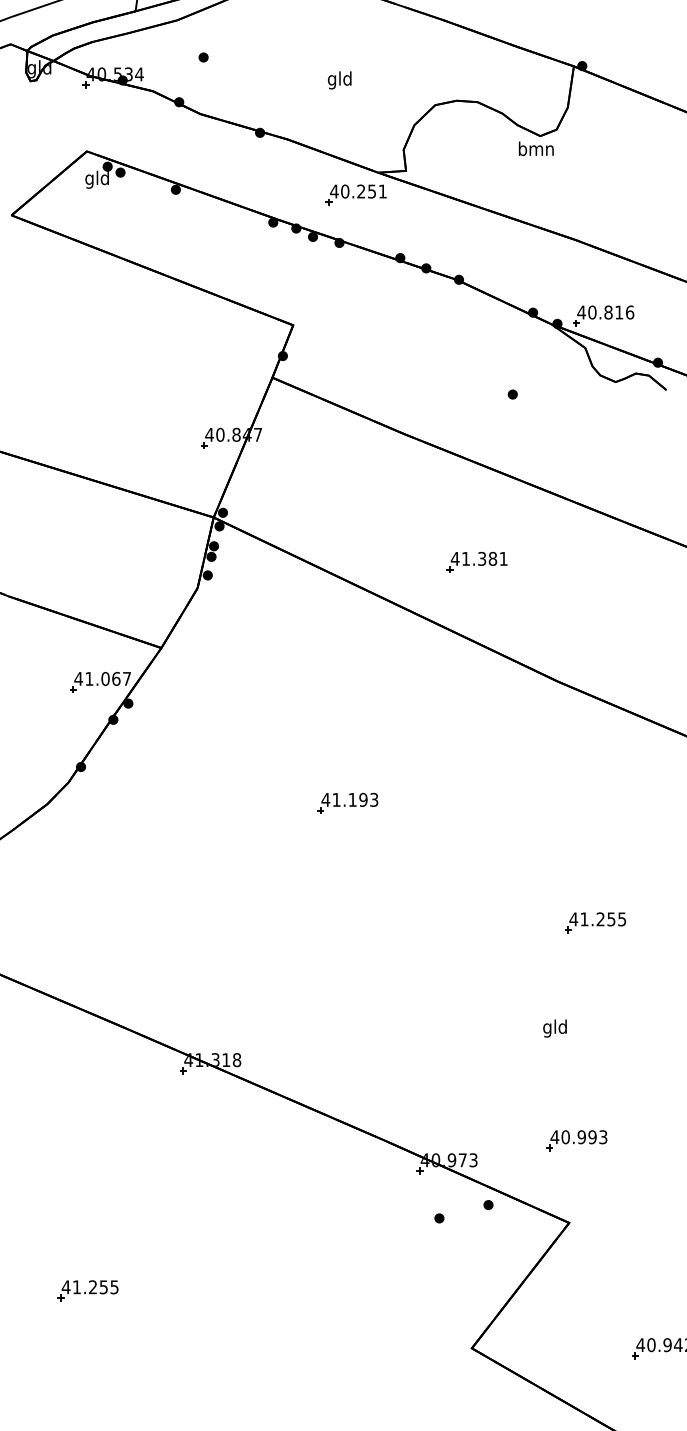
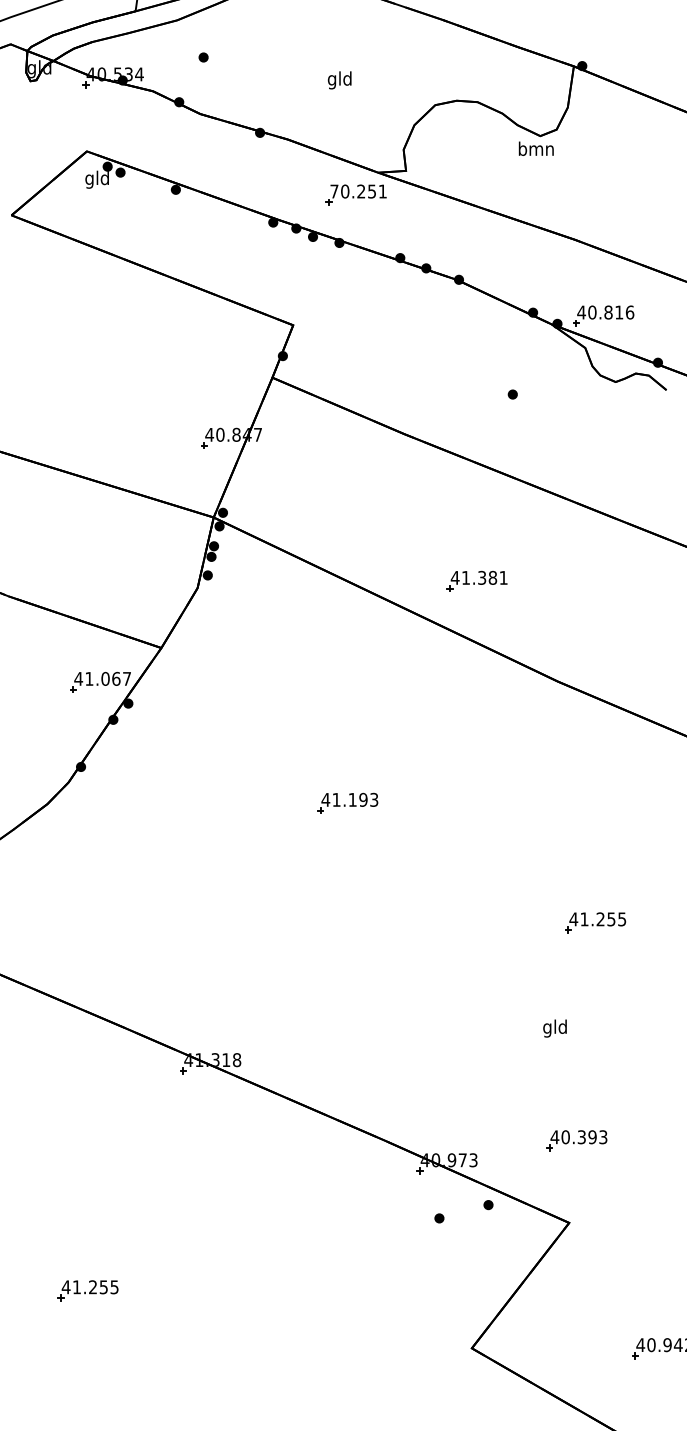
text: 40.251 -> 70.251 (334, 191)
part position: (476, 561) -> (476, 580) (476, 580)
text: 40.993 -> 40.393 (581, 1137)
